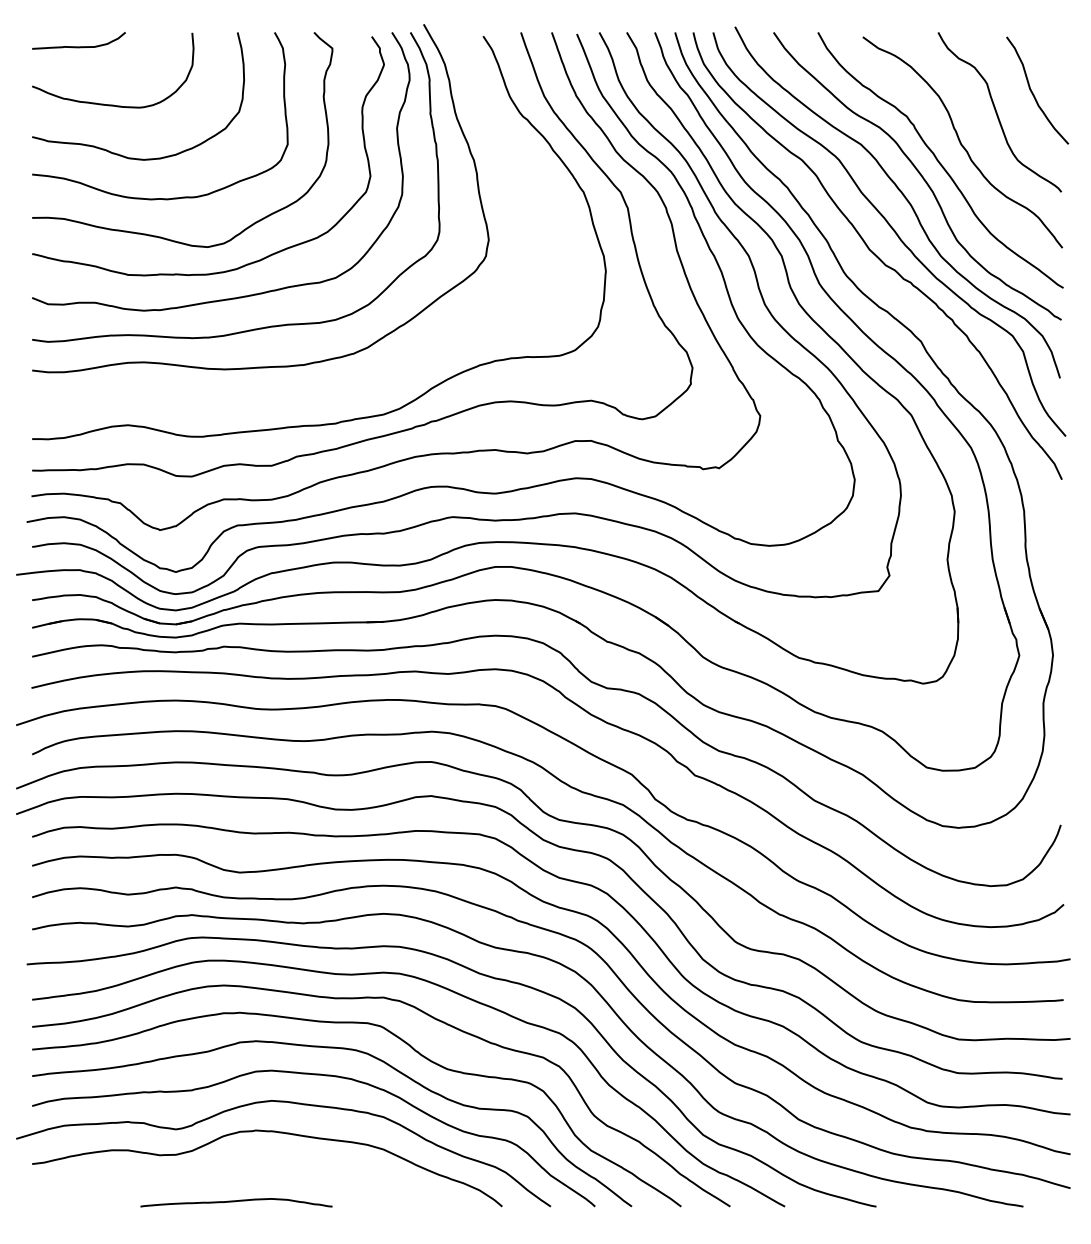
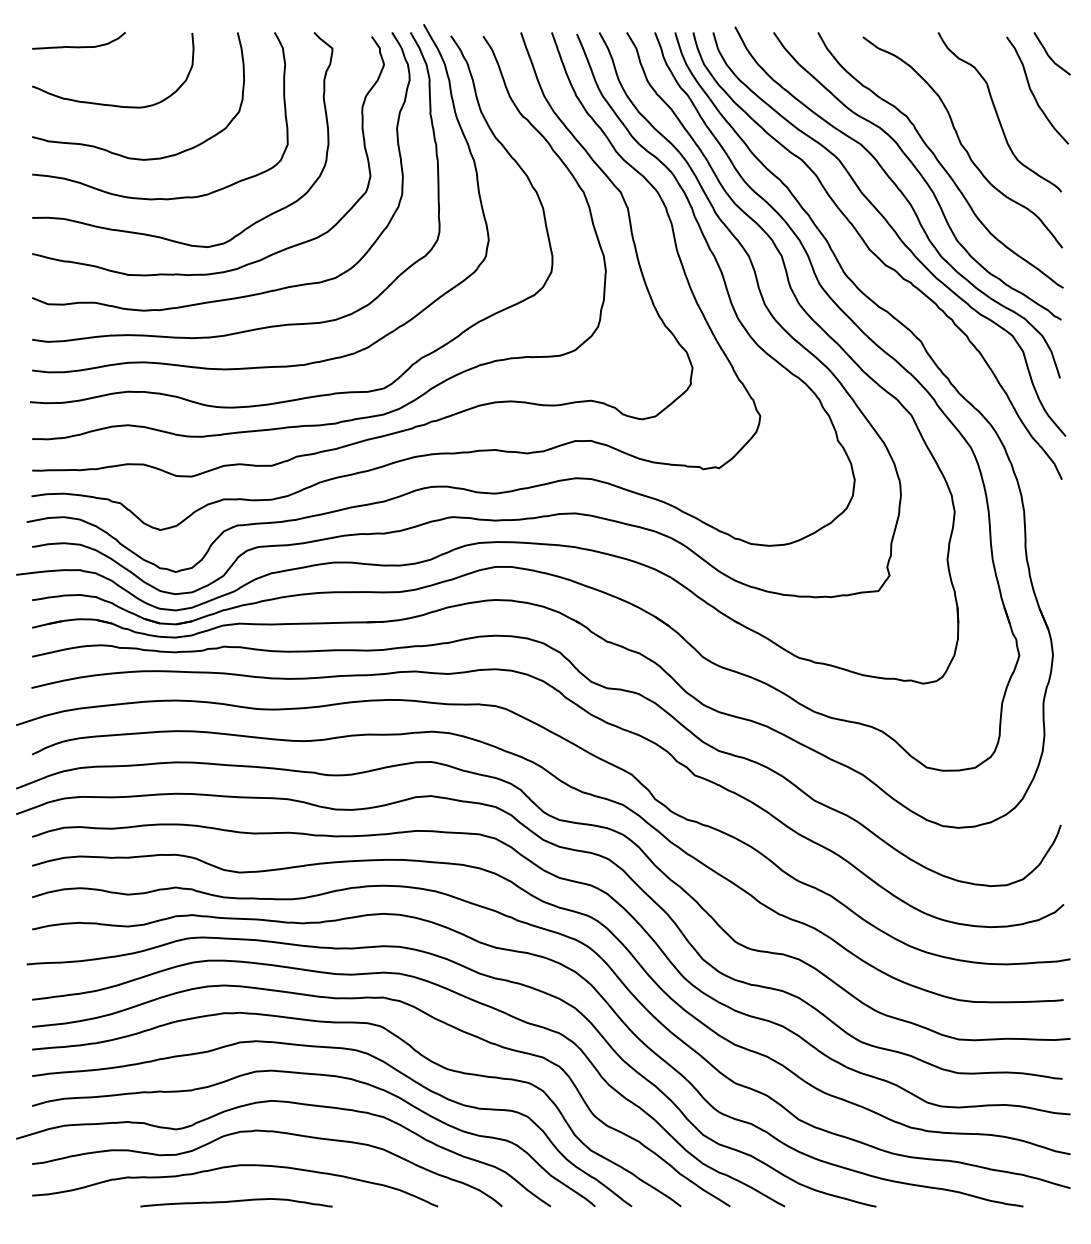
curve: none -> present (1049, 55)
curve: none -> present (313, 395)
curve: none -> present (232, 1167)
